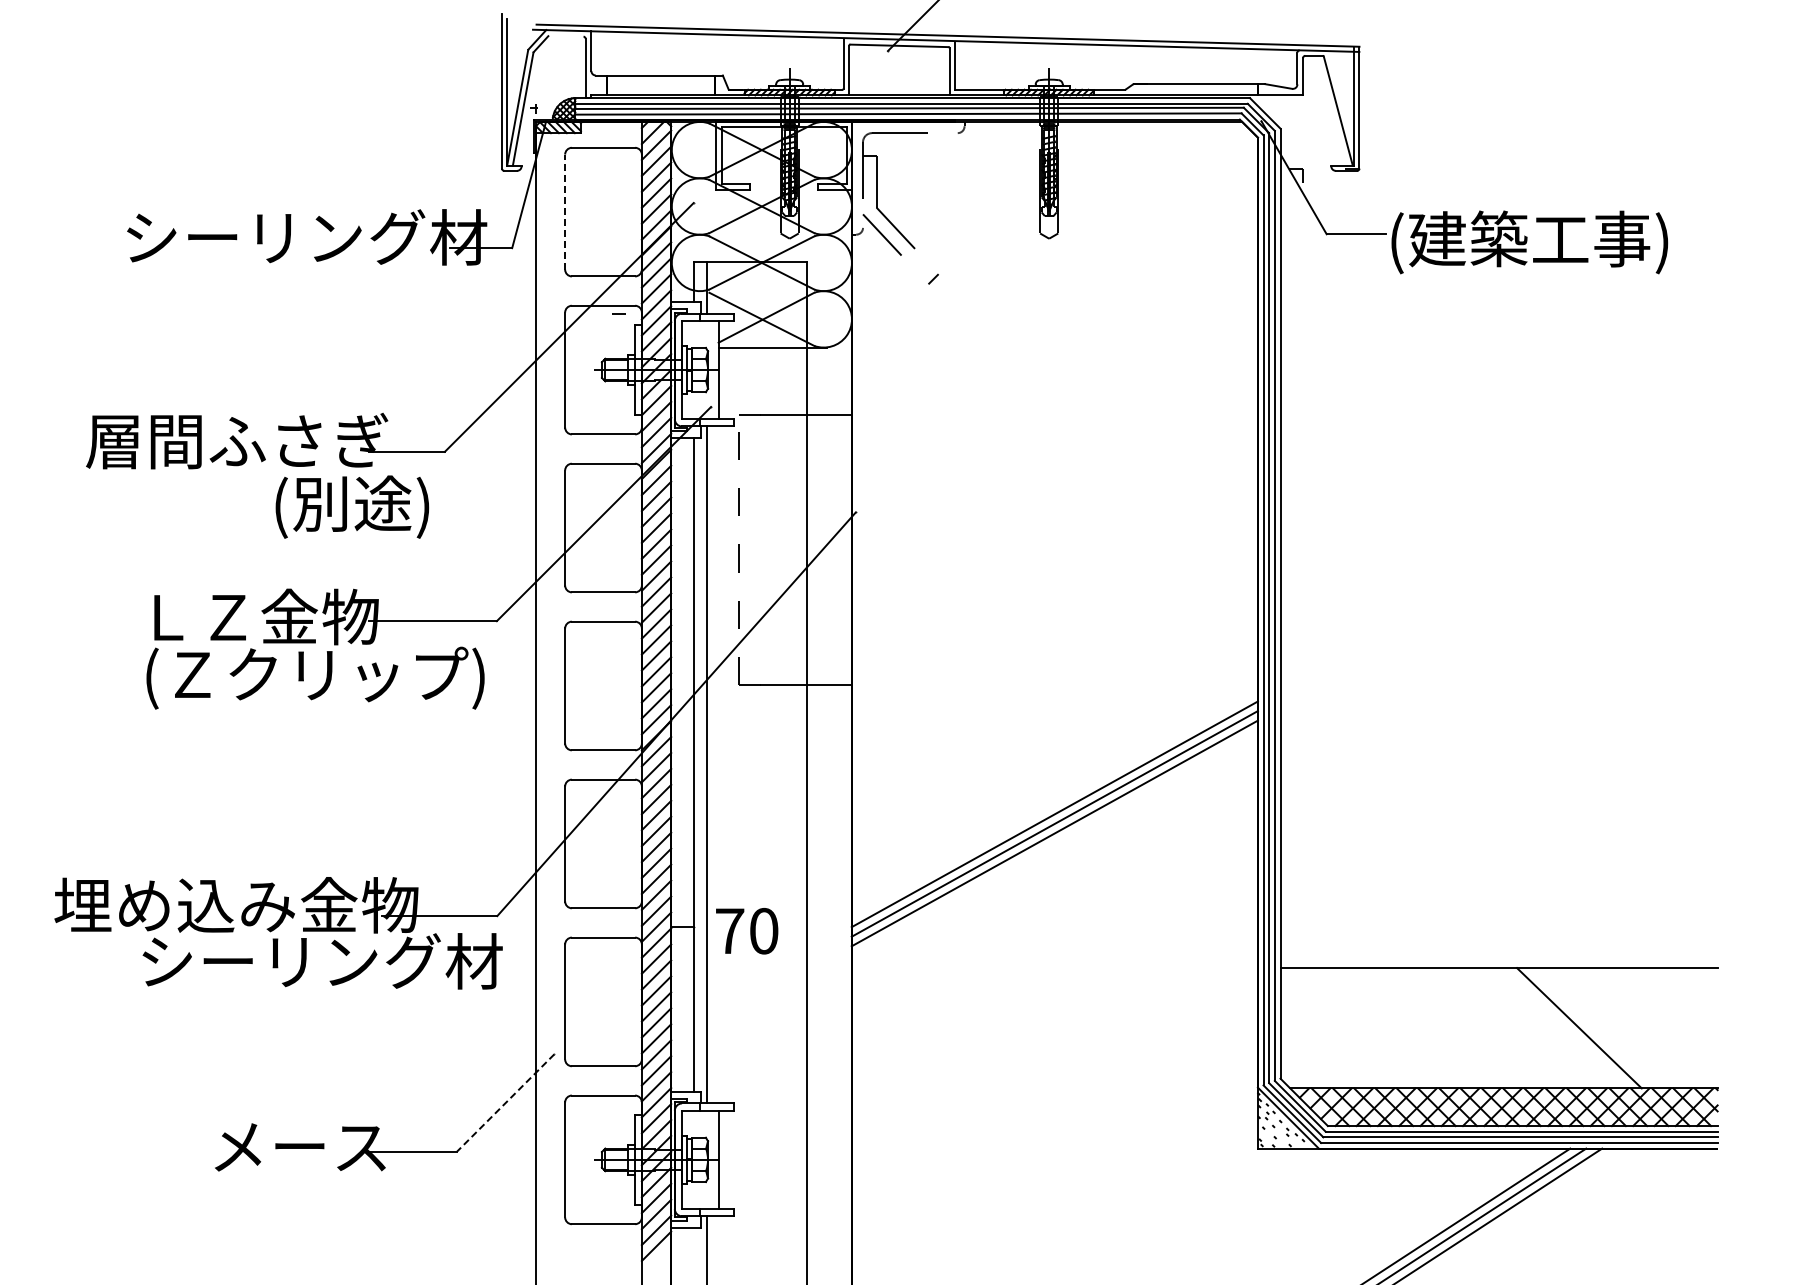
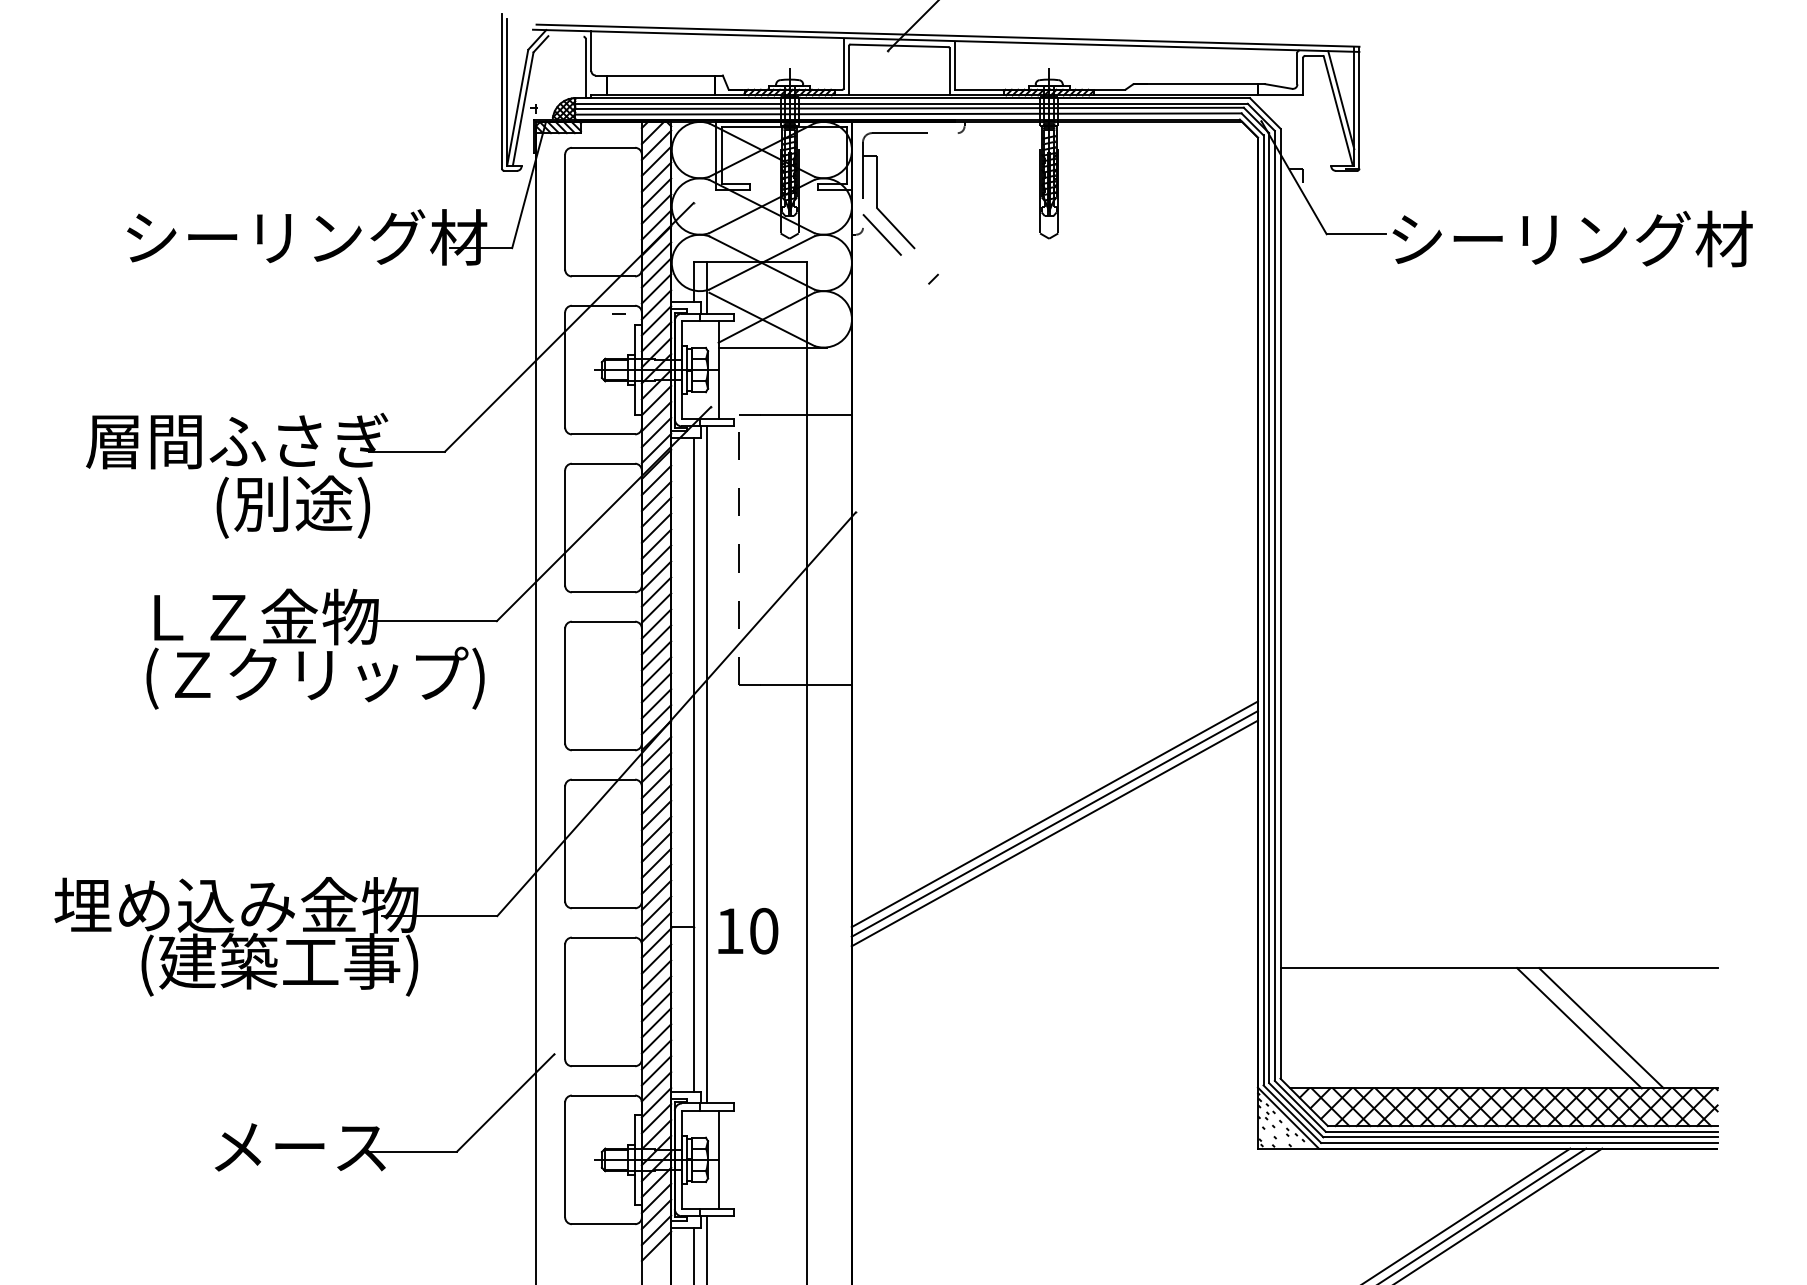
line: none -> present (1341, 100)
line: dashed -> solid (565, 212)
text: (建築工事) -> シーリング材 (1571, 242)
text position: (352, 506) -> (293, 506) (293, 506)
text: 70 -> 10 (730, 930)
text: シーリング材 -> (建築工事) (321, 964)
line: none -> present (1601, 1028)
line: dashed -> solid (505, 1103)
line: none -> present (693, 1254)
